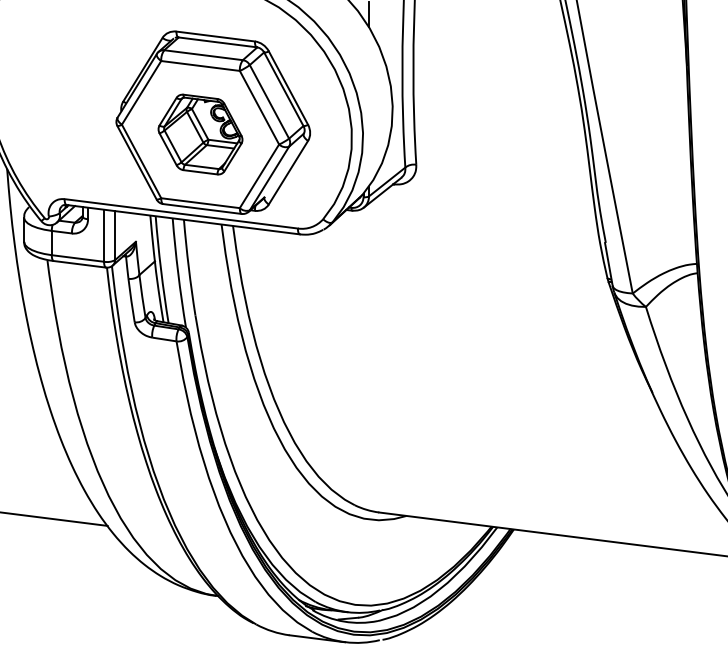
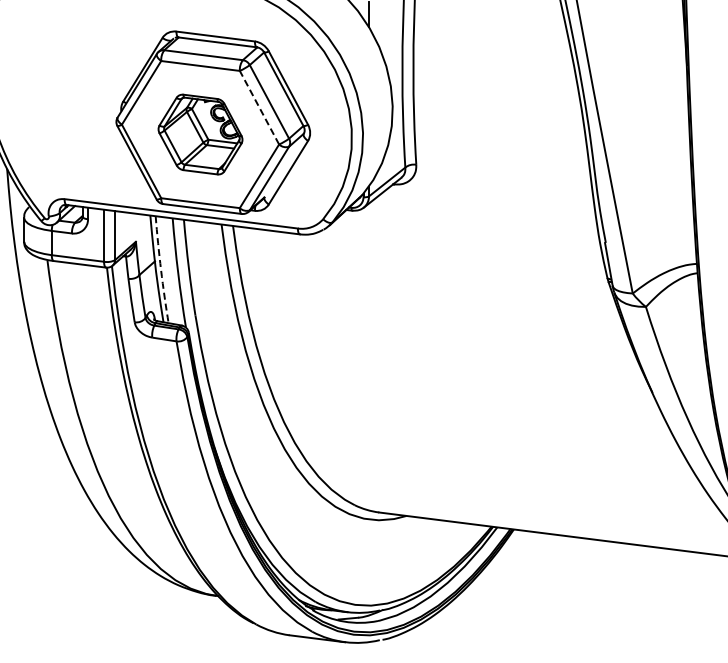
line: solid -> dashed (259, 107)
arc: solid -> dashed (161, 270)
line: present -> none (54, 518)
